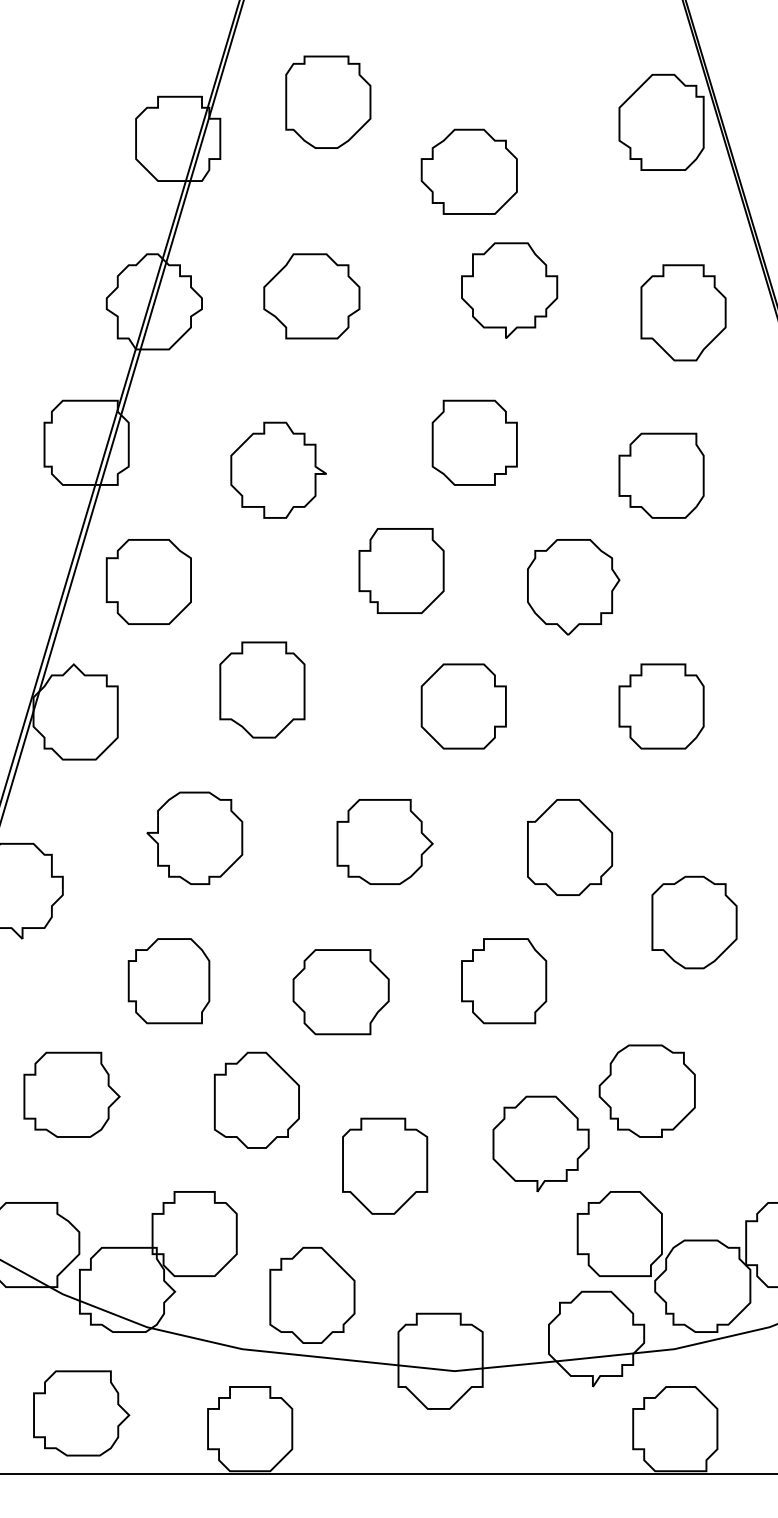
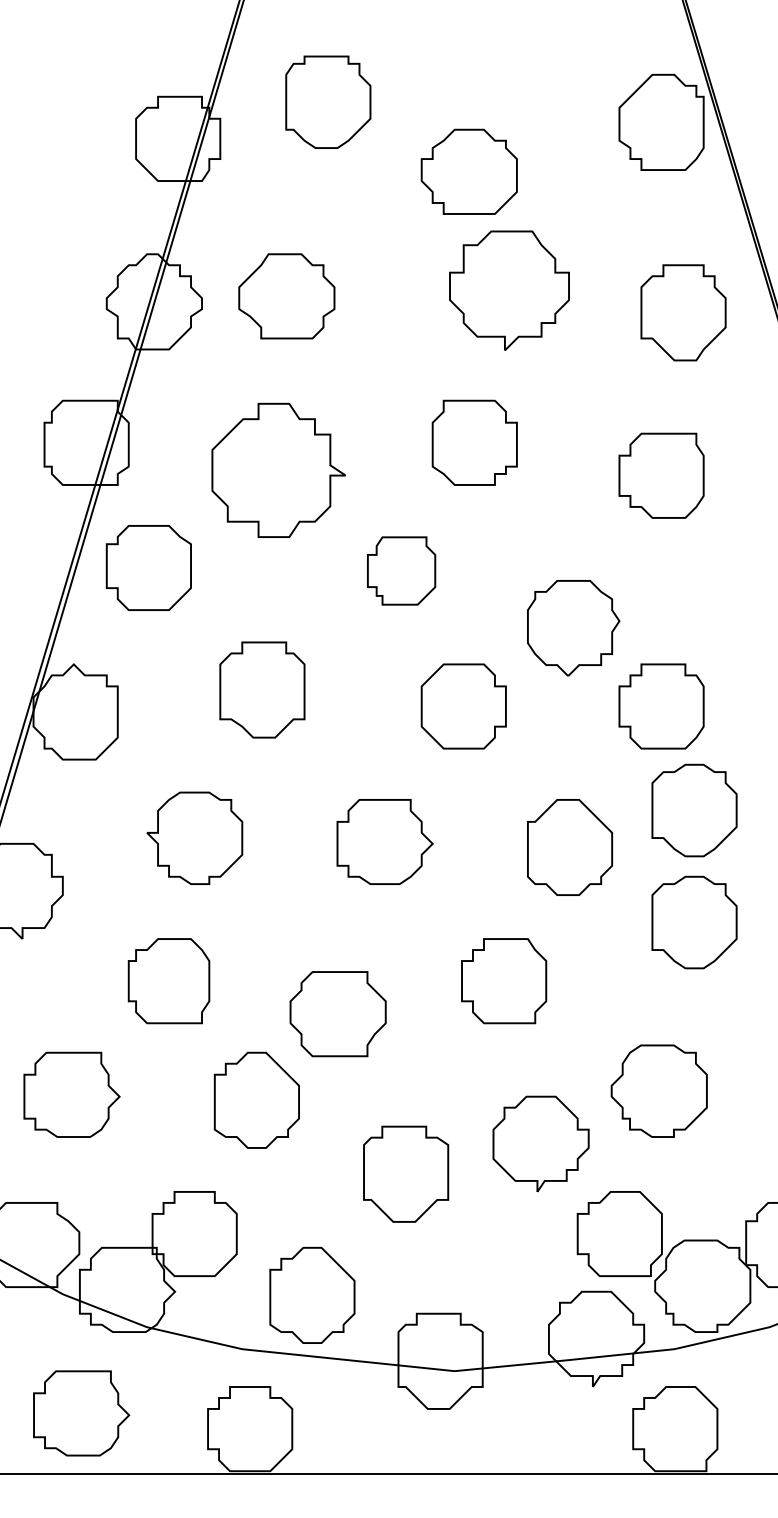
part size: 98x97 px -> 121x121 px (509, 290)
part position: (311, 296) -> (286, 296) (286, 296)
part size: 97x98 px -> 135x136 px (278, 469)
part size: 87x86 px -> 70x70 px (401, 570)
part position: (148, 581) -> (148, 567) (148, 567)
part position: (573, 587) -> (573, 628) (573, 628)
part: none -> present (694, 810)
part position: (340, 992) -> (337, 1014) (337, 1014)
part position: (646, 1090) -> (658, 1090) (658, 1090)
part position: (385, 1165) -> (406, 1173) (406, 1173)
